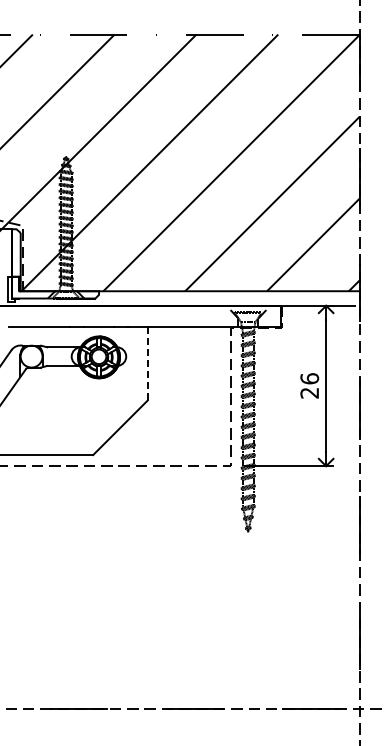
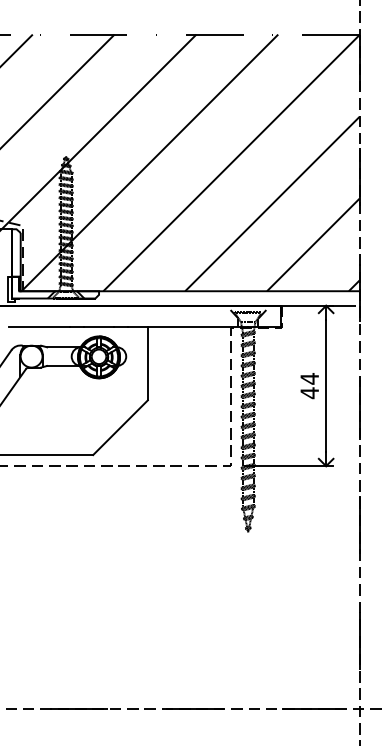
line: dashed -> solid (147, 363)
text: 26 -> 44 (309, 386)
